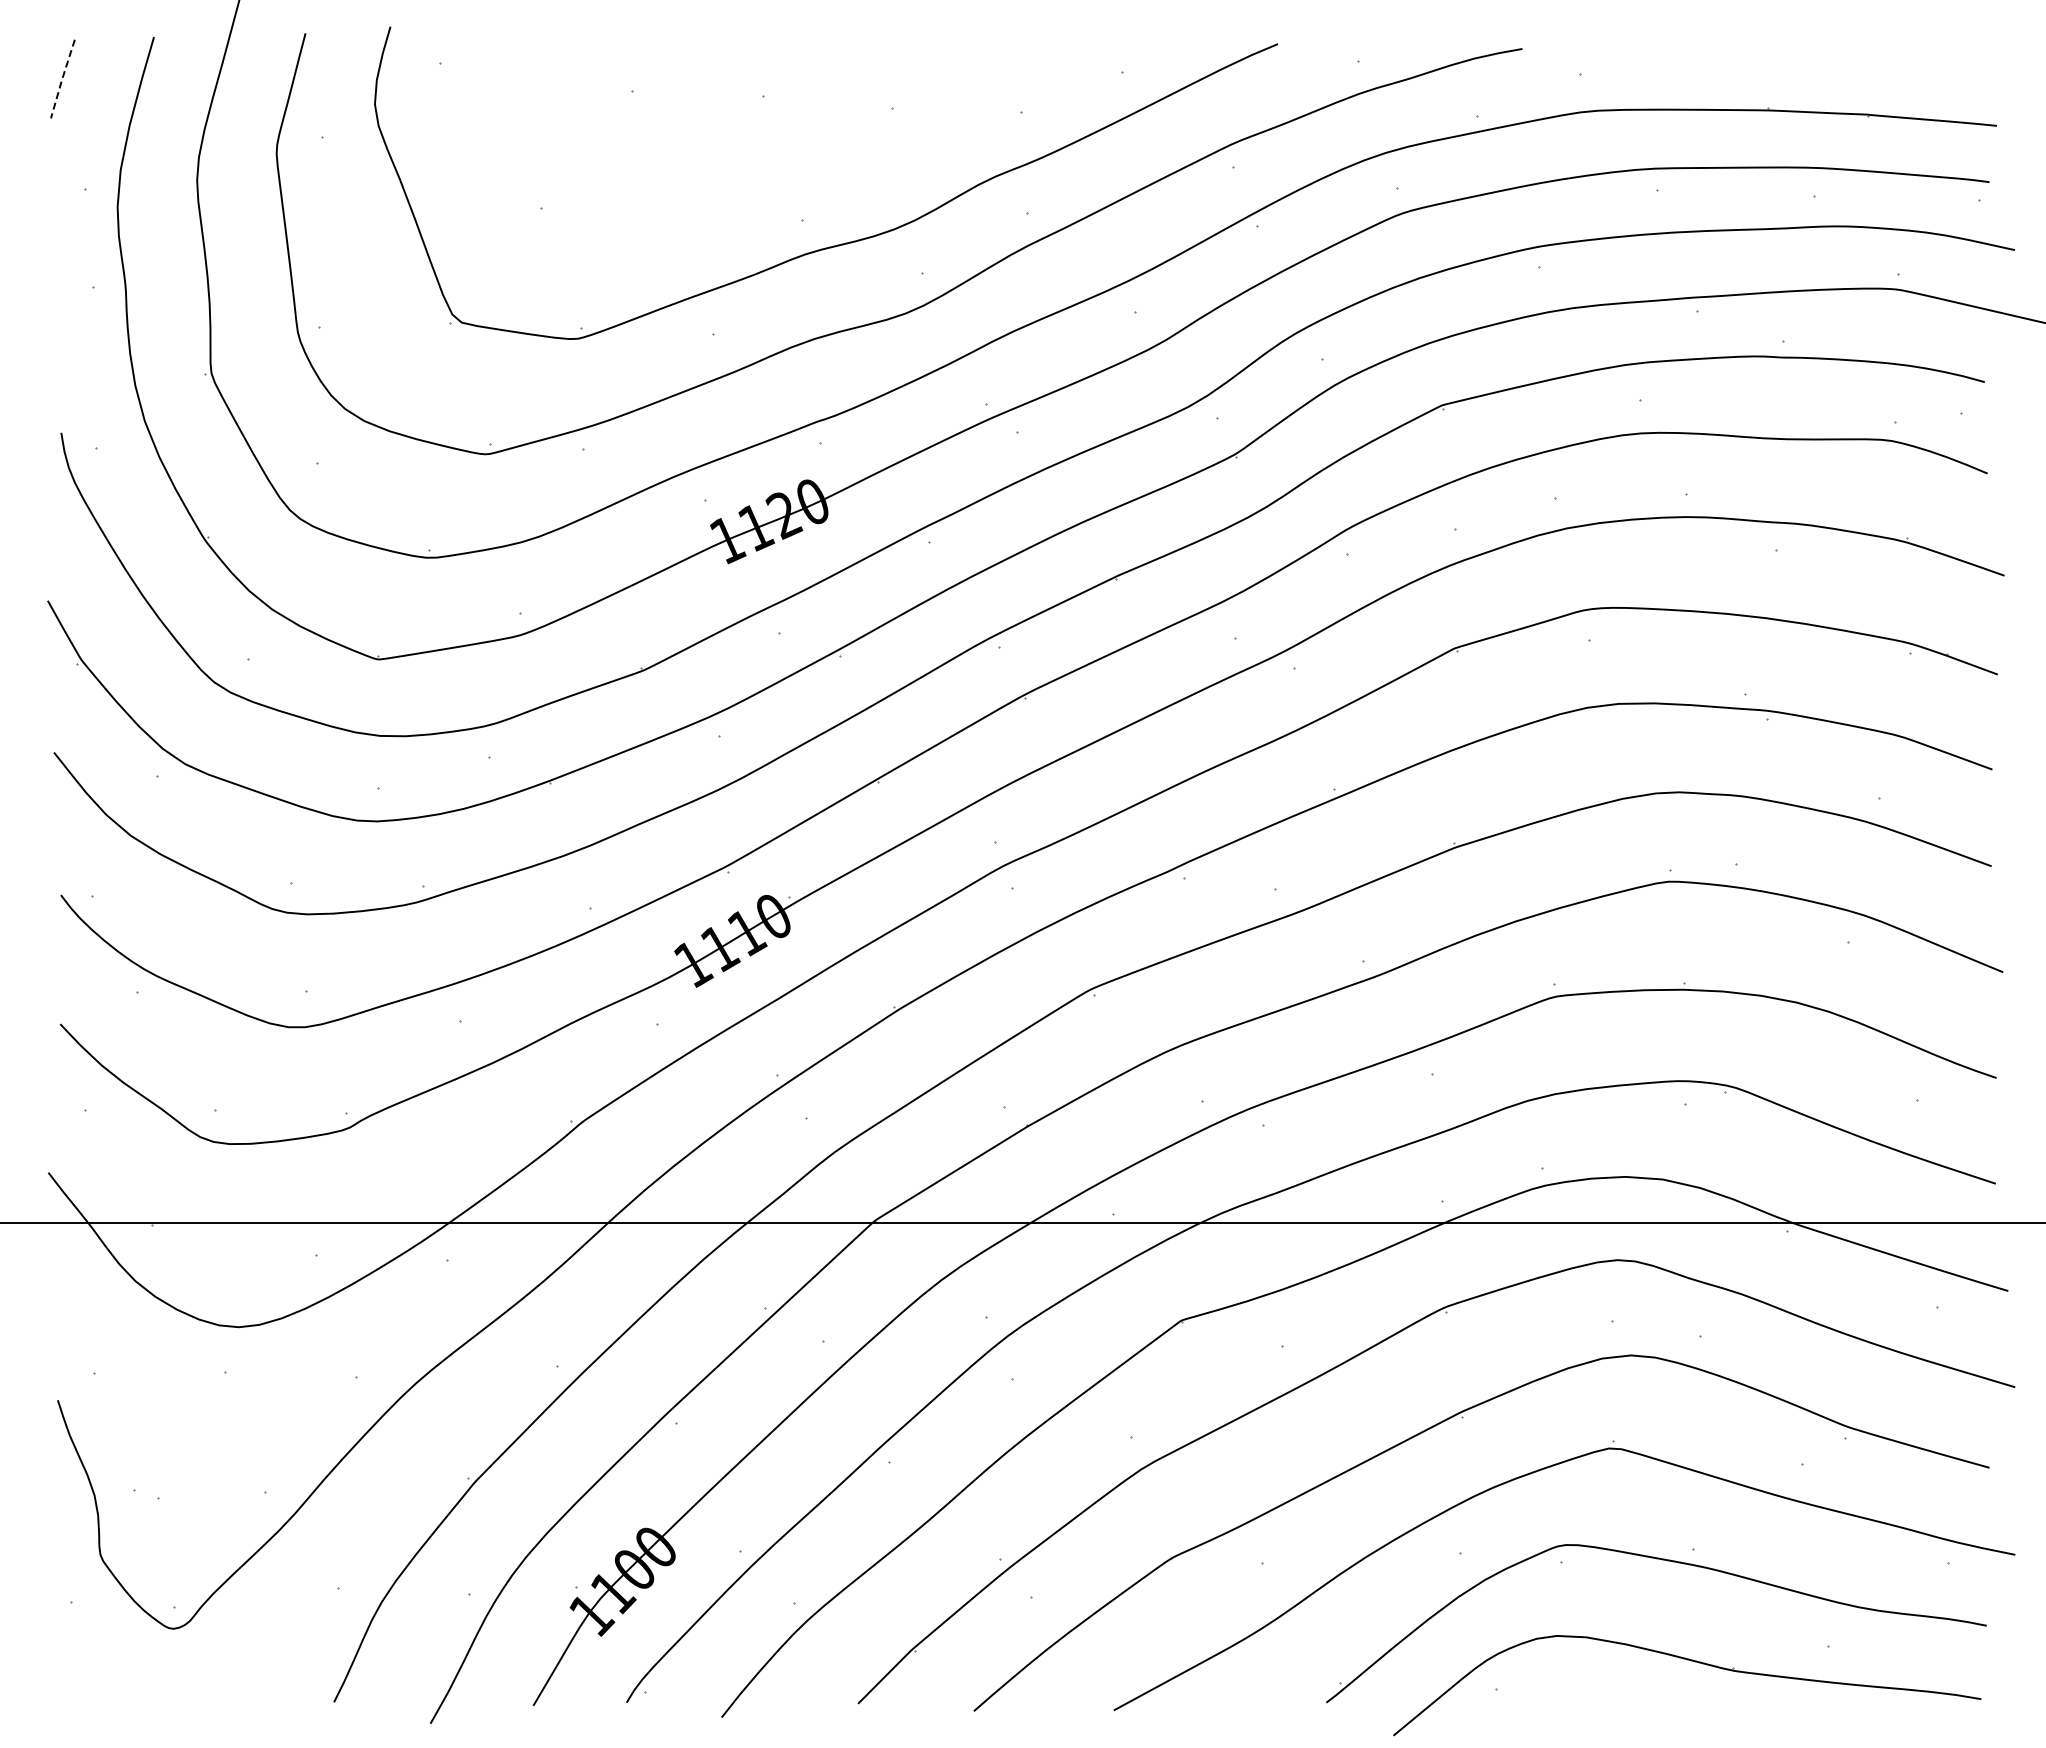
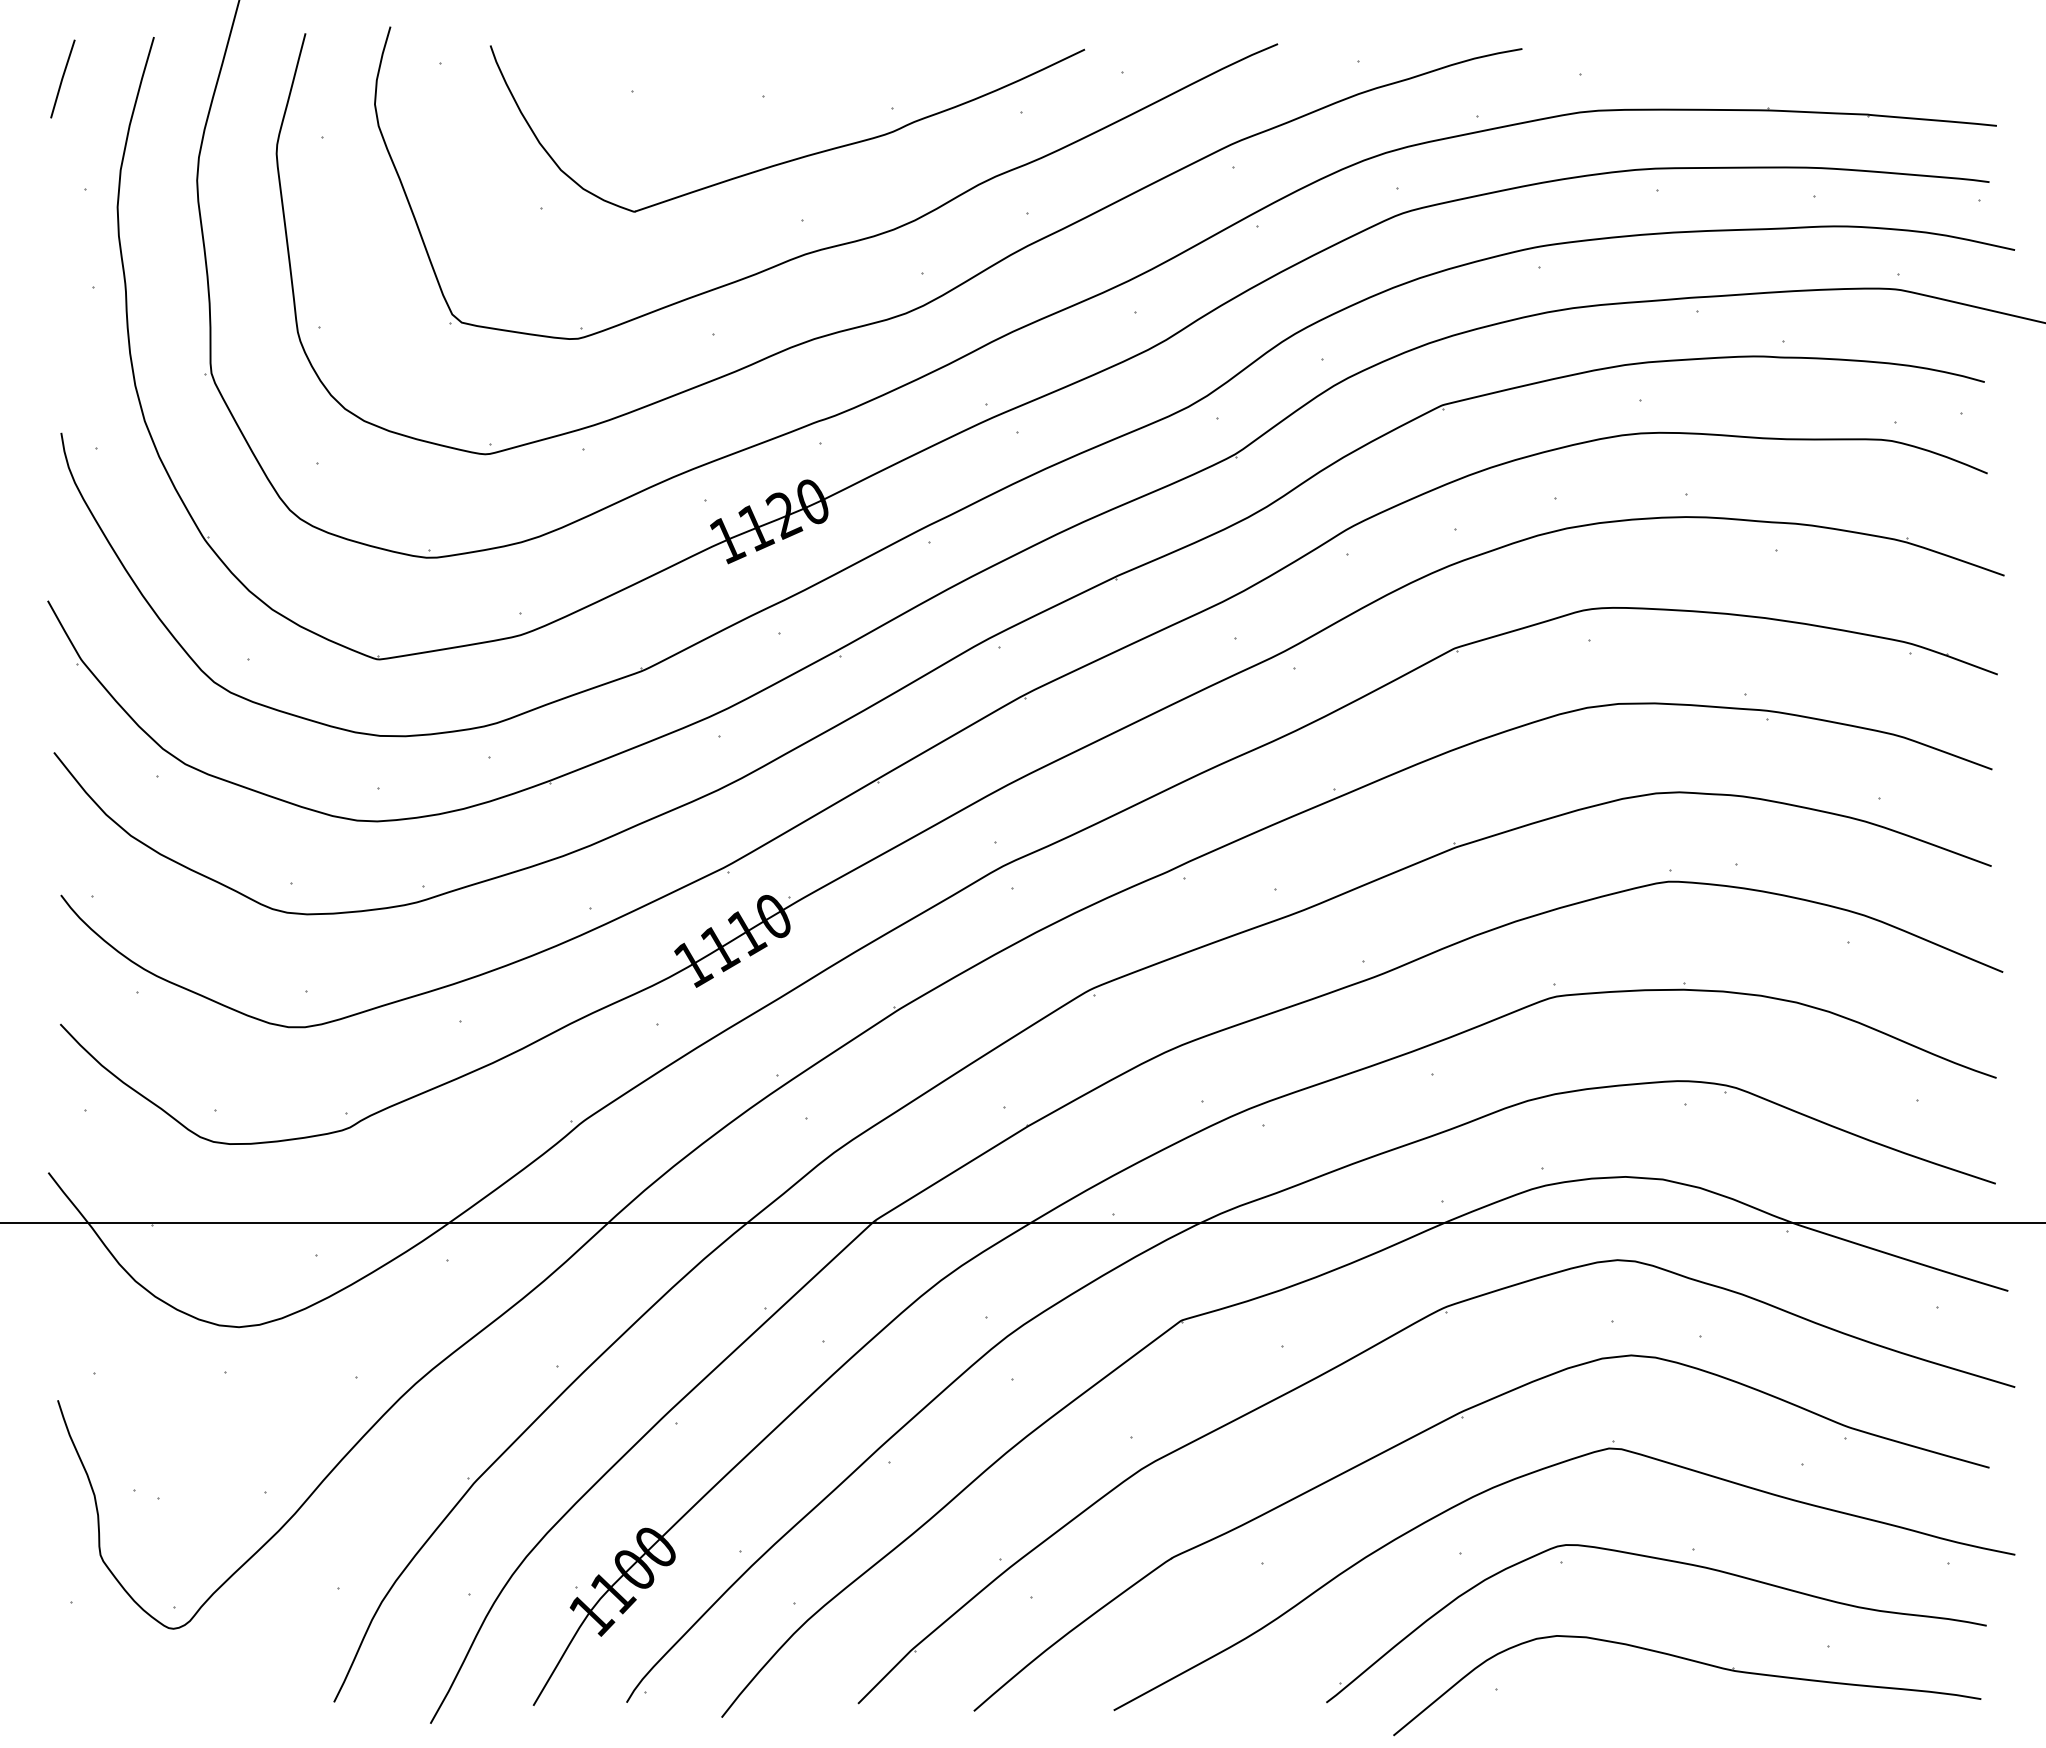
line: dashed -> solid (62, 79)
part: none -> present (797, 157)
